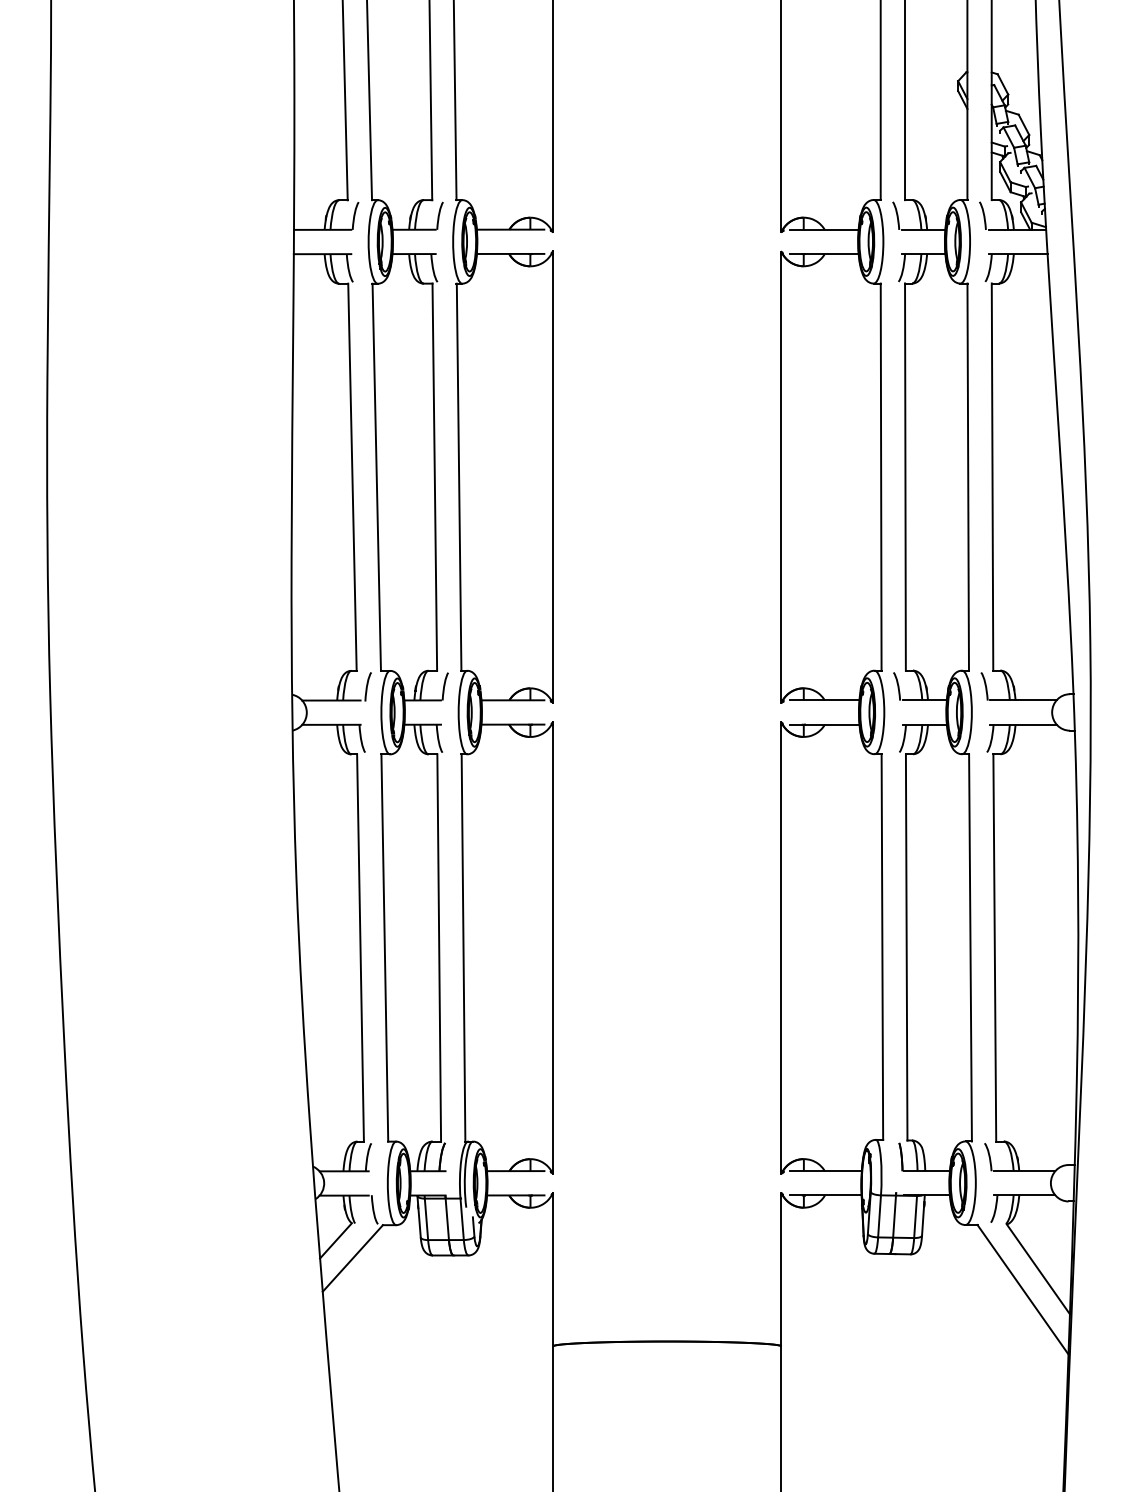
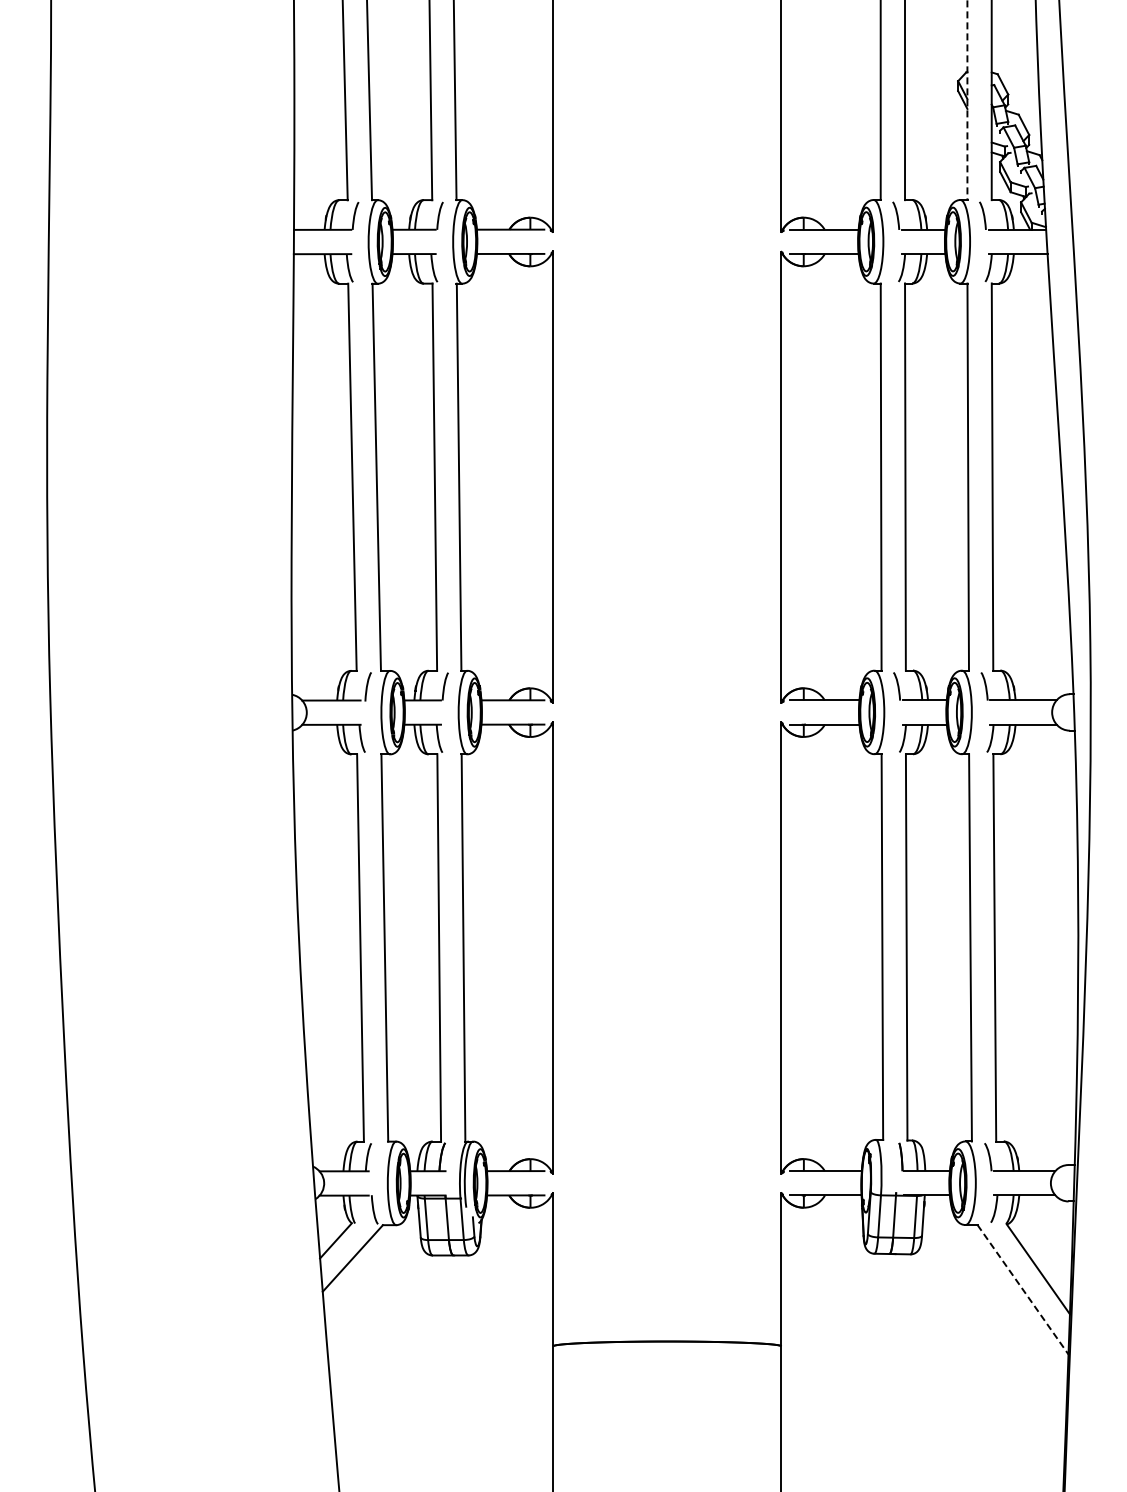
line: solid -> dashed (967, 100)
line: solid -> dashed (1023, 1290)
